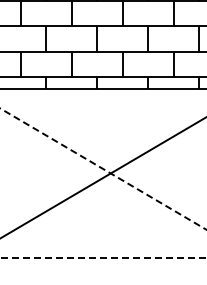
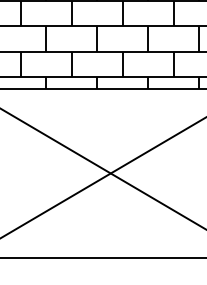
line: dashed -> solid (103, 169)
line: dashed -> solid (103, 258)
